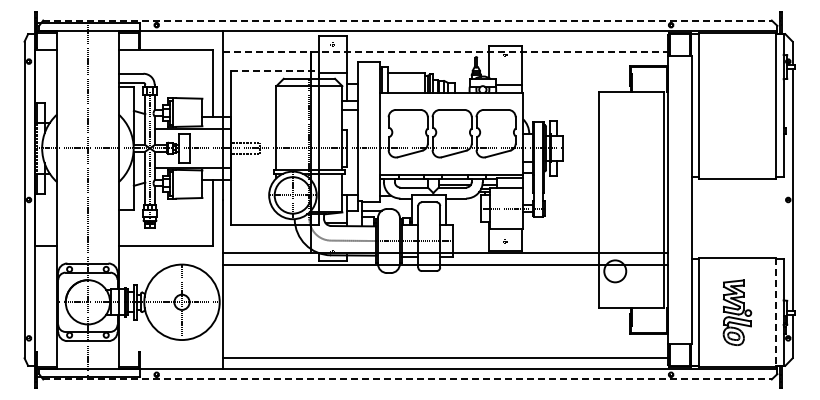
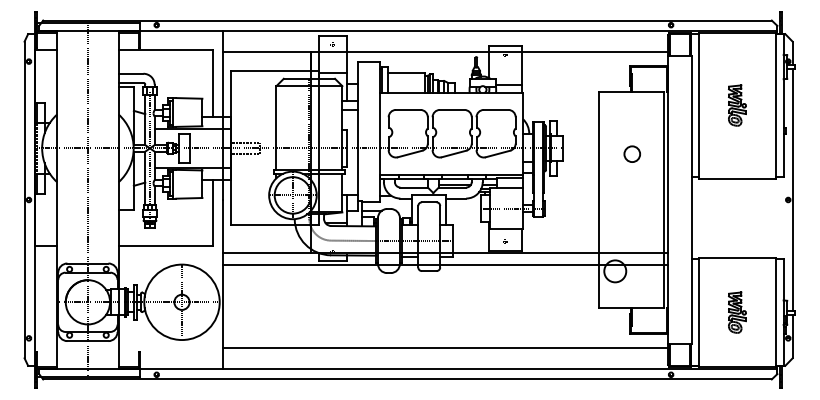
line: dashed -> solid (408, 20)
line: dashed -> solid (446, 51)
line: dashed -> solid (275, 71)
part: none -> present (737, 105)
circle: none -> present (631, 153)
part size: 31x67 px -> 19x43 px (737, 312)
line: dashed -> solid (776, 312)
line position: (445, 358) -> (445, 348) (445, 348)
line: dashed -> solid (408, 379)
